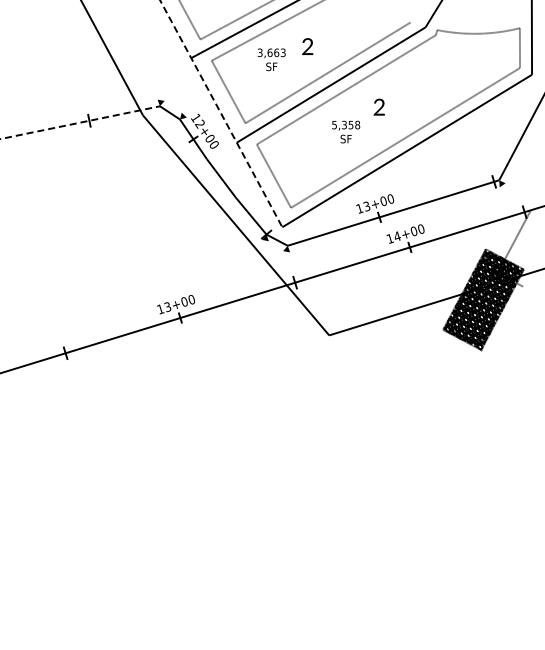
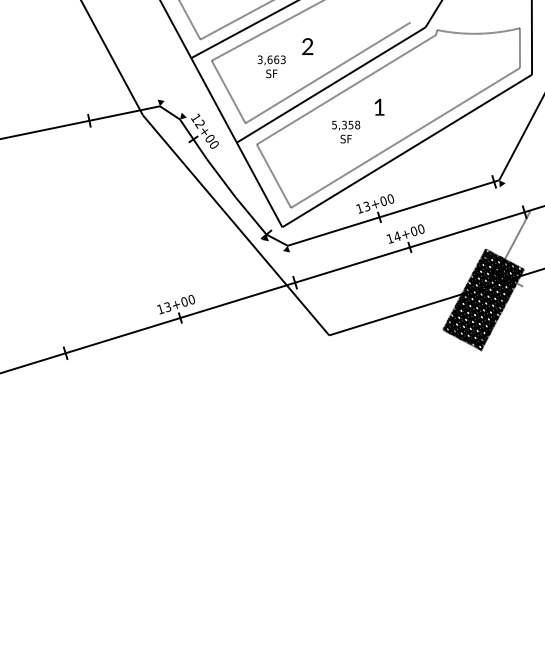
text position: (271, 59) -> (271, 66) (271, 66)
text: 2 -> 1 (378, 106)
line: dashed -> solid (221, 113)
line: dashed -> solid (80, 122)
